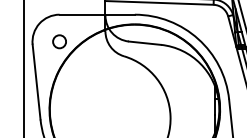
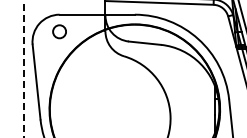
circle position: (59, 41) -> (59, 31) (59, 31)
line: solid -> dashed (23, 68)
